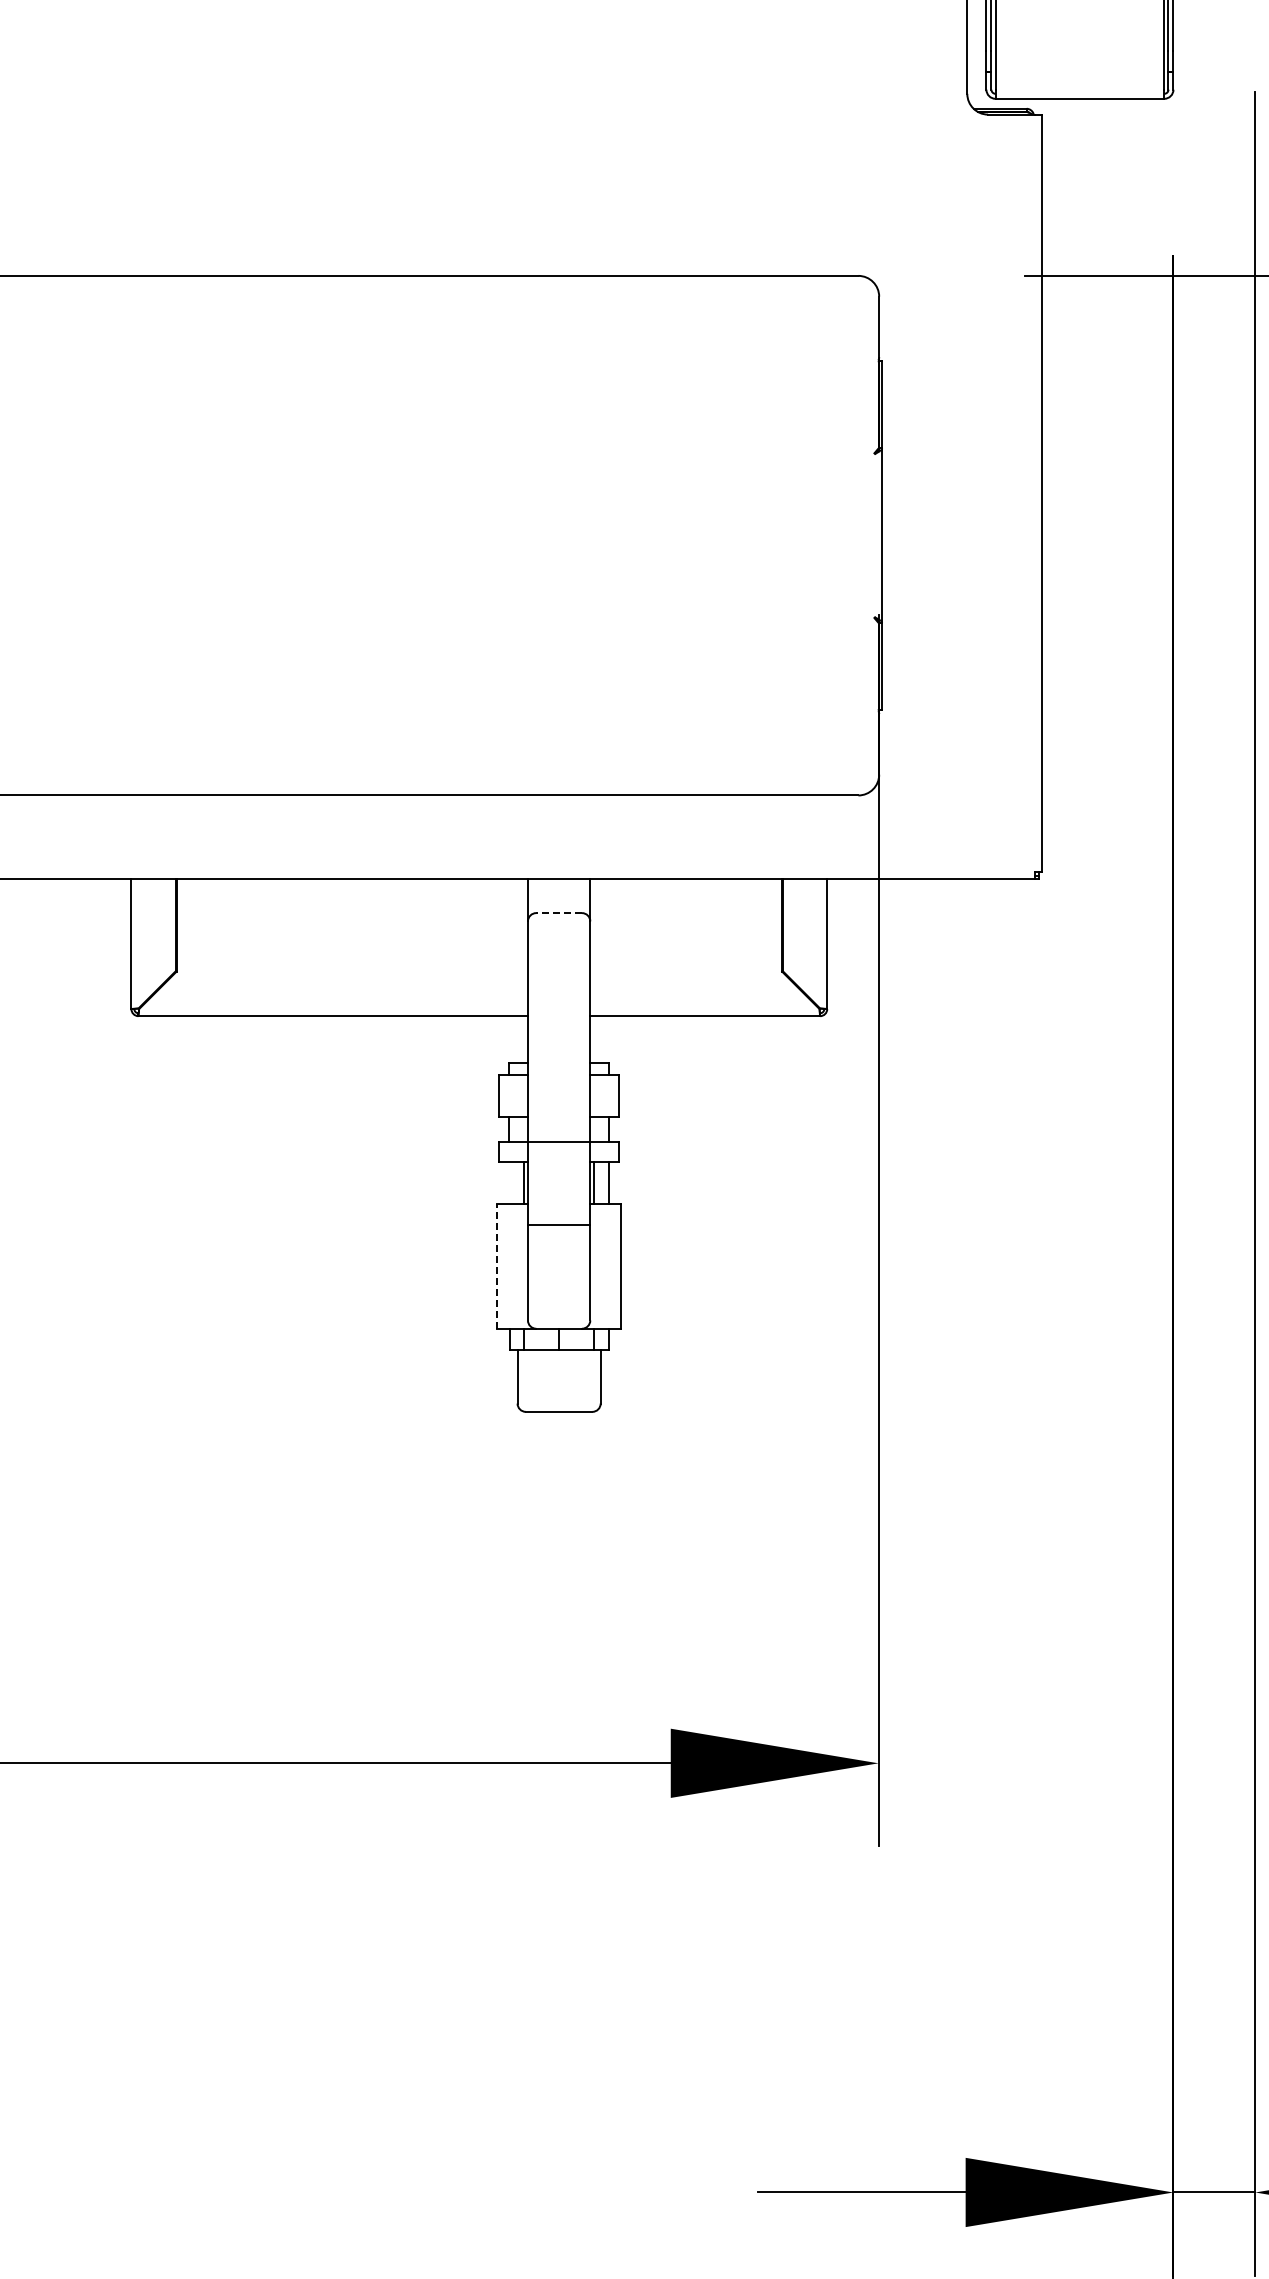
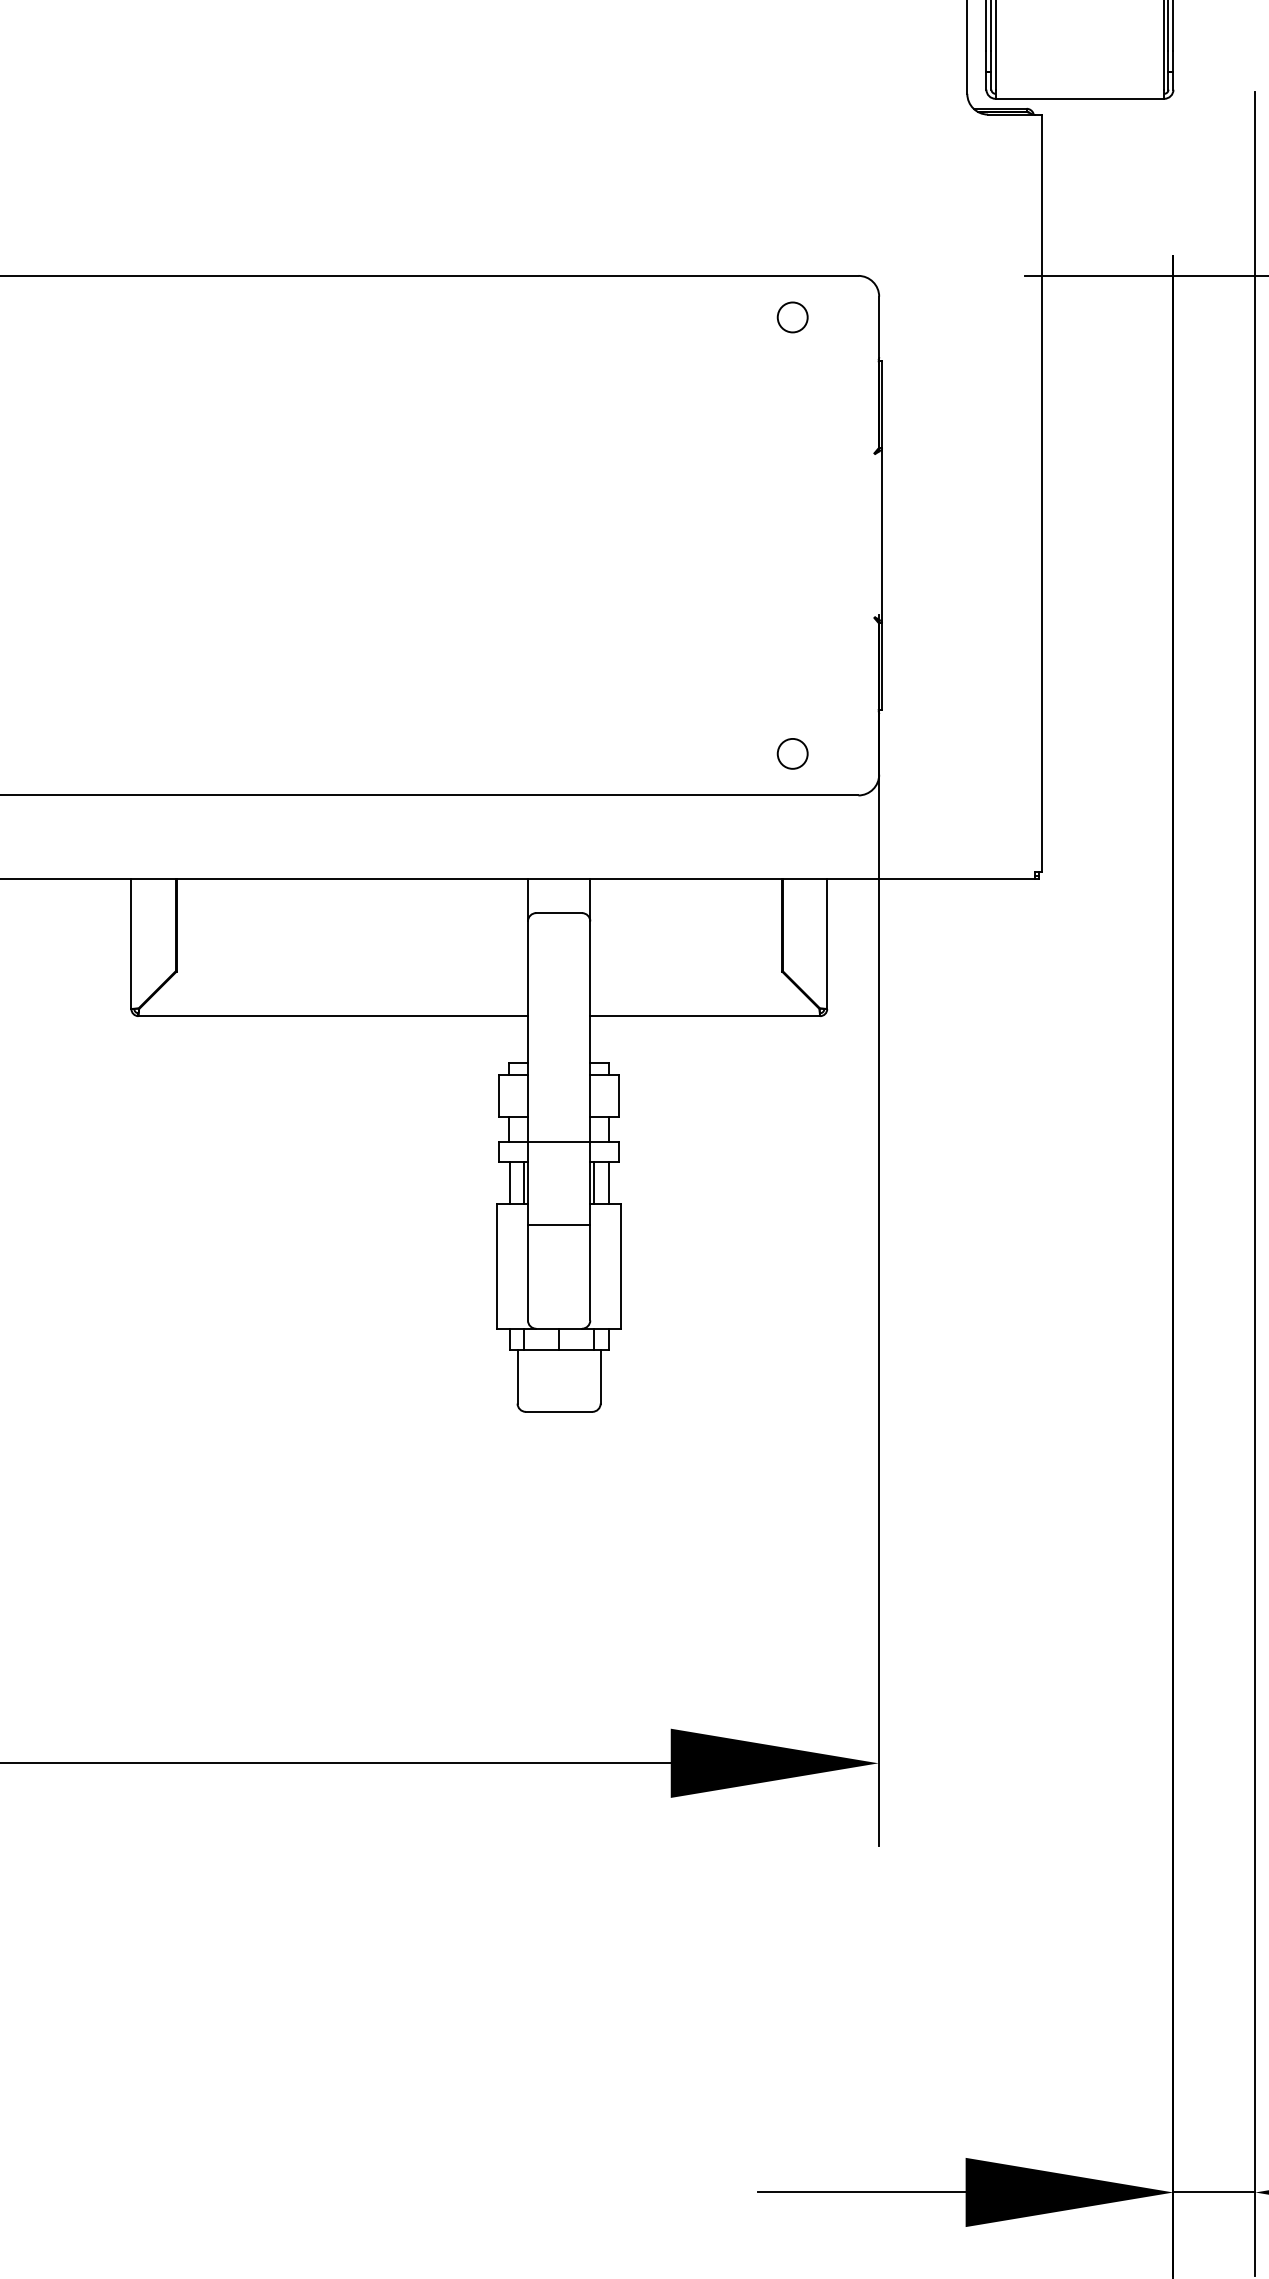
circle: none -> present (792, 317)
circle: none -> present (792, 753)
line: dashed -> solid (559, 913)
line: none -> present (509, 1183)
line: dashed -> solid (496, 1265)
